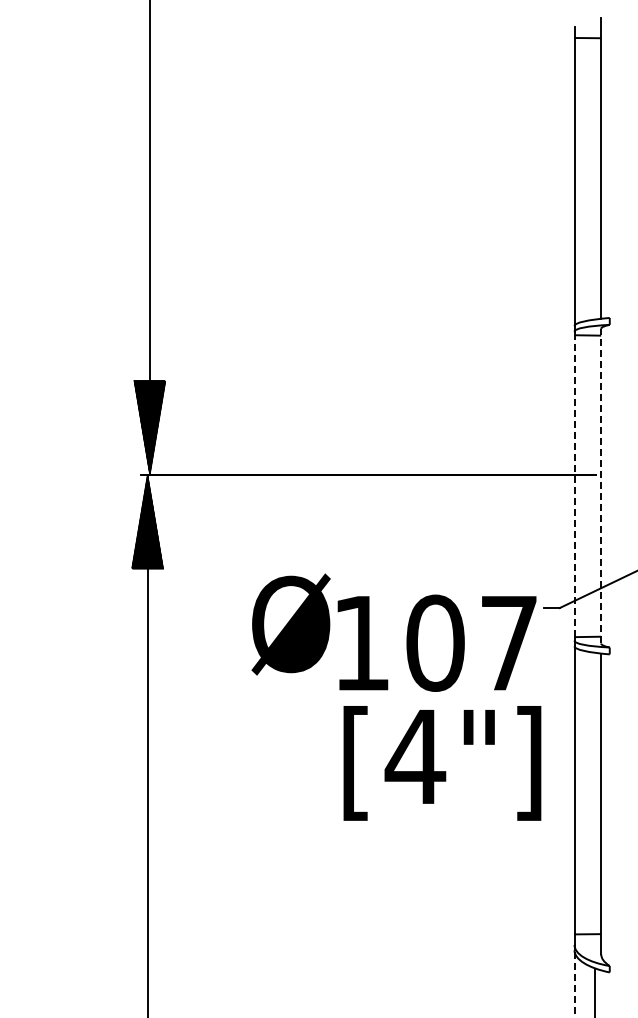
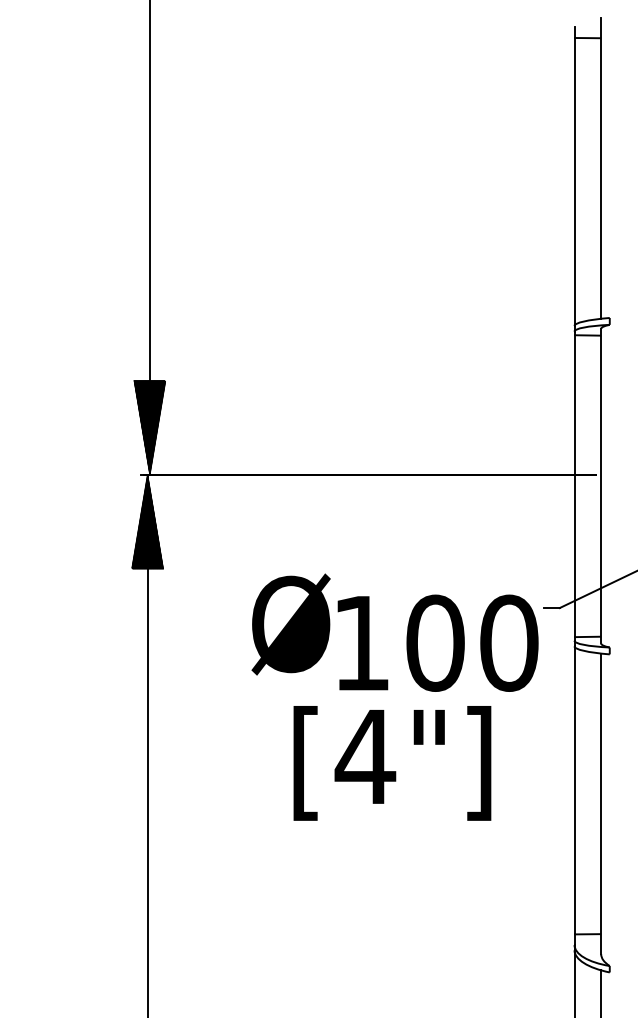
line: dashed -> solid (601, 485)
line: dashed -> solid (574, 486)
text: 107 -> 100 (509, 642)
text position: (442, 763) -> (392, 763) (392, 763)
line: dashed -> solid (574, 983)
line position: (595, 992) -> (601, 992) (601, 992)
